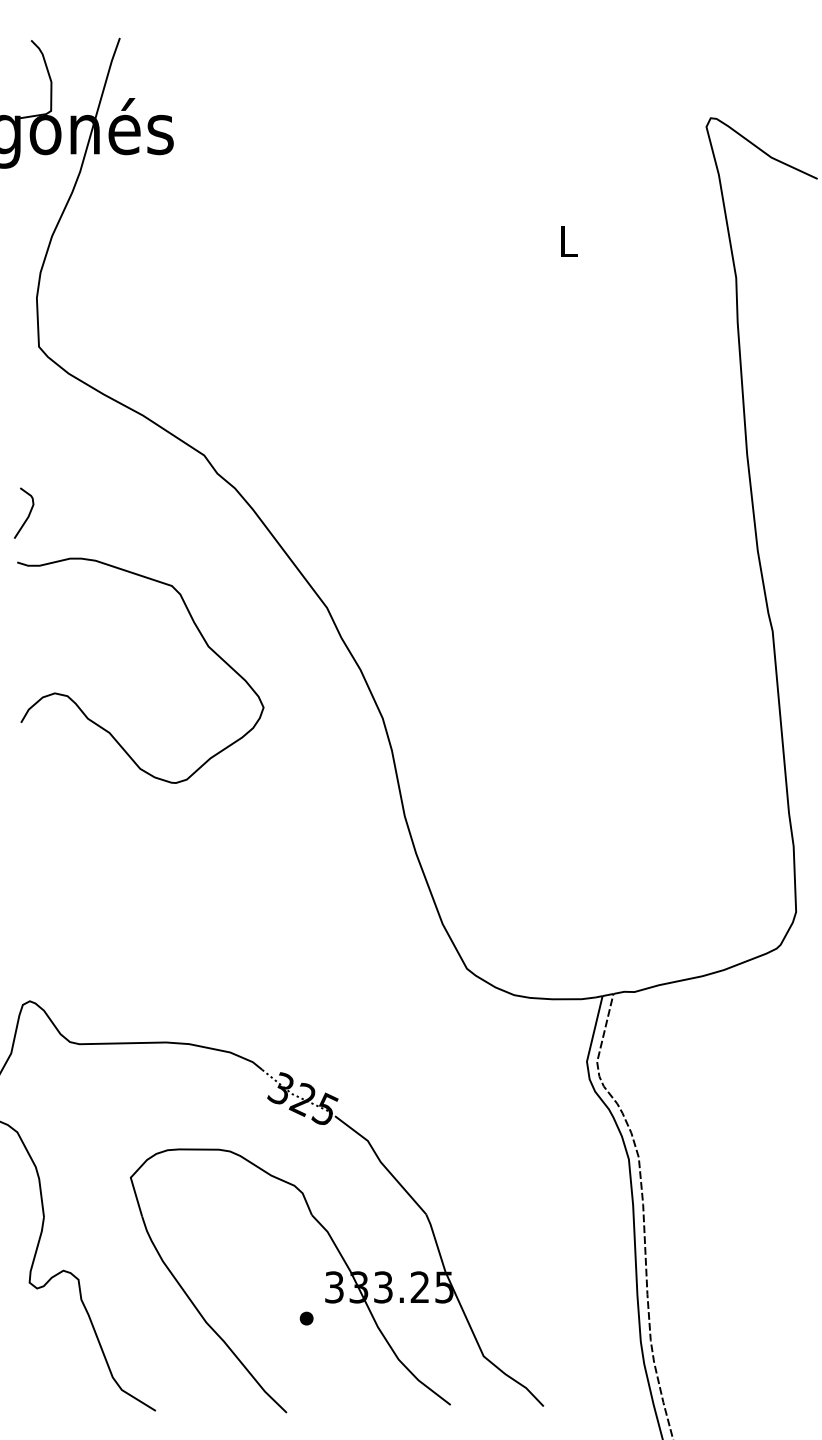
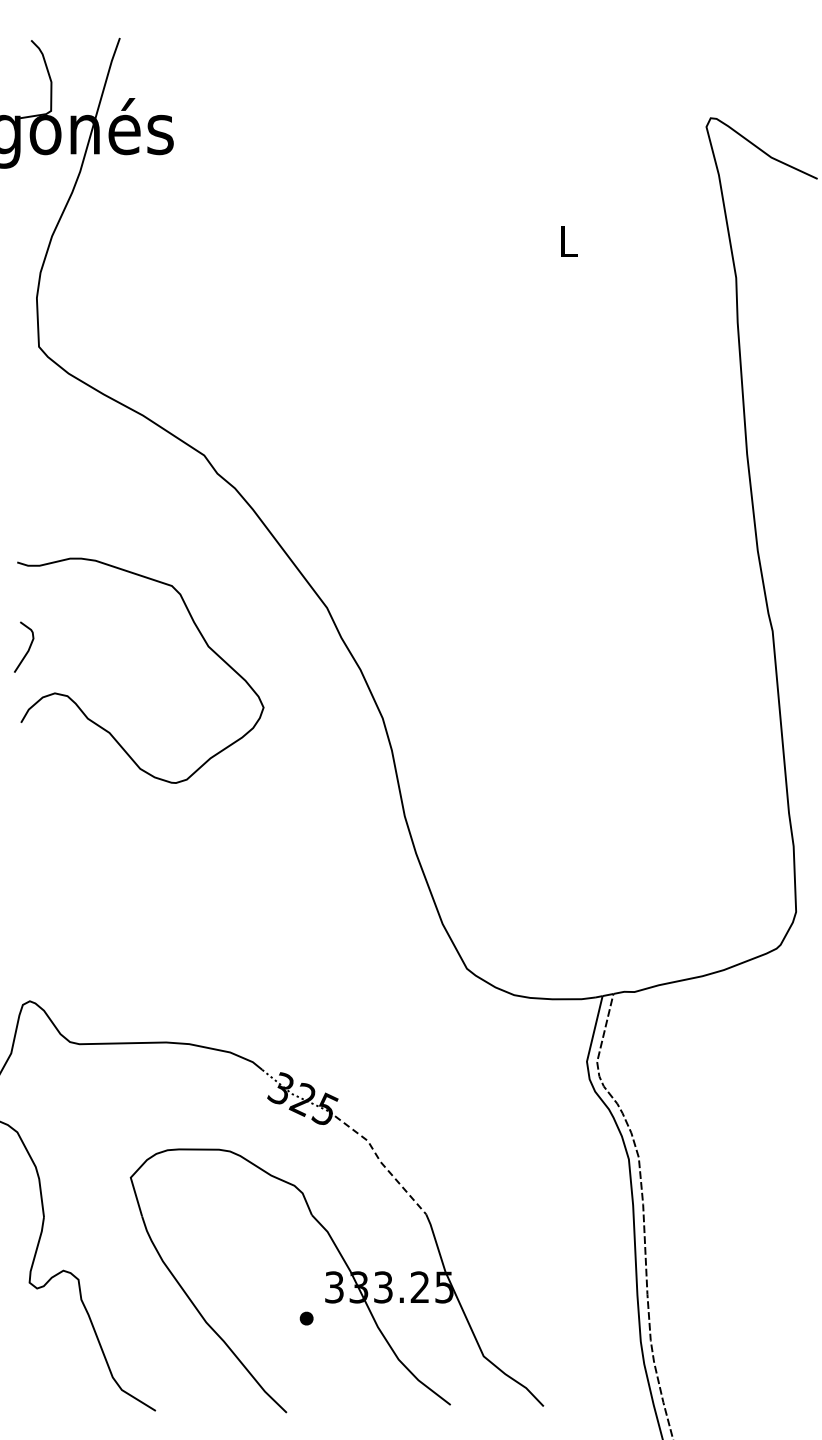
curve position: (28, 513) -> (28, 647) (28, 647)
line: solid -> dashed (381, 1162)
